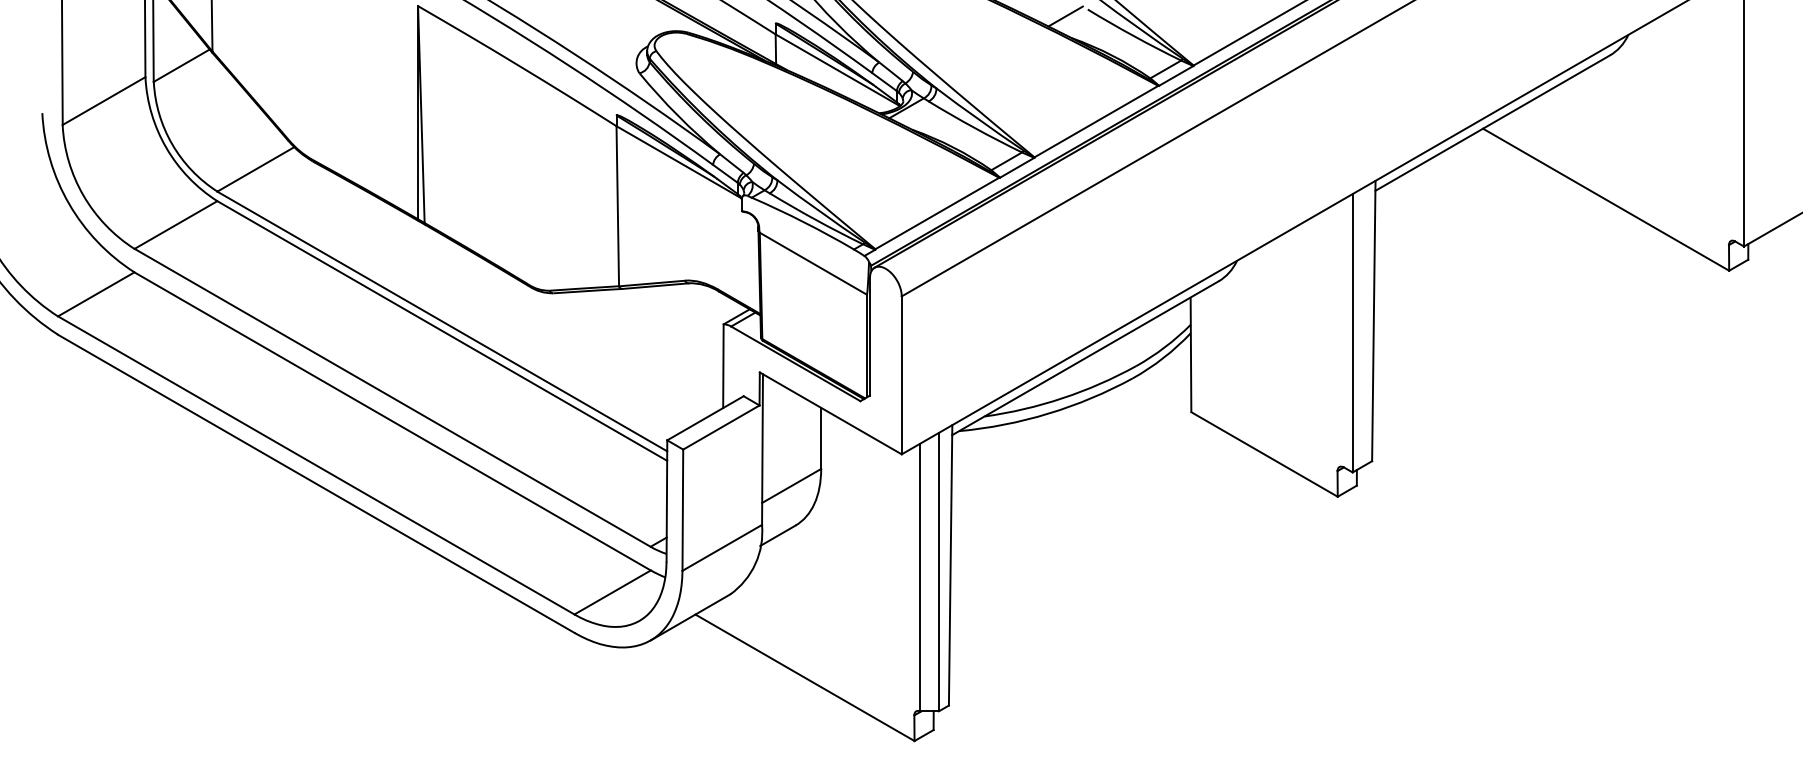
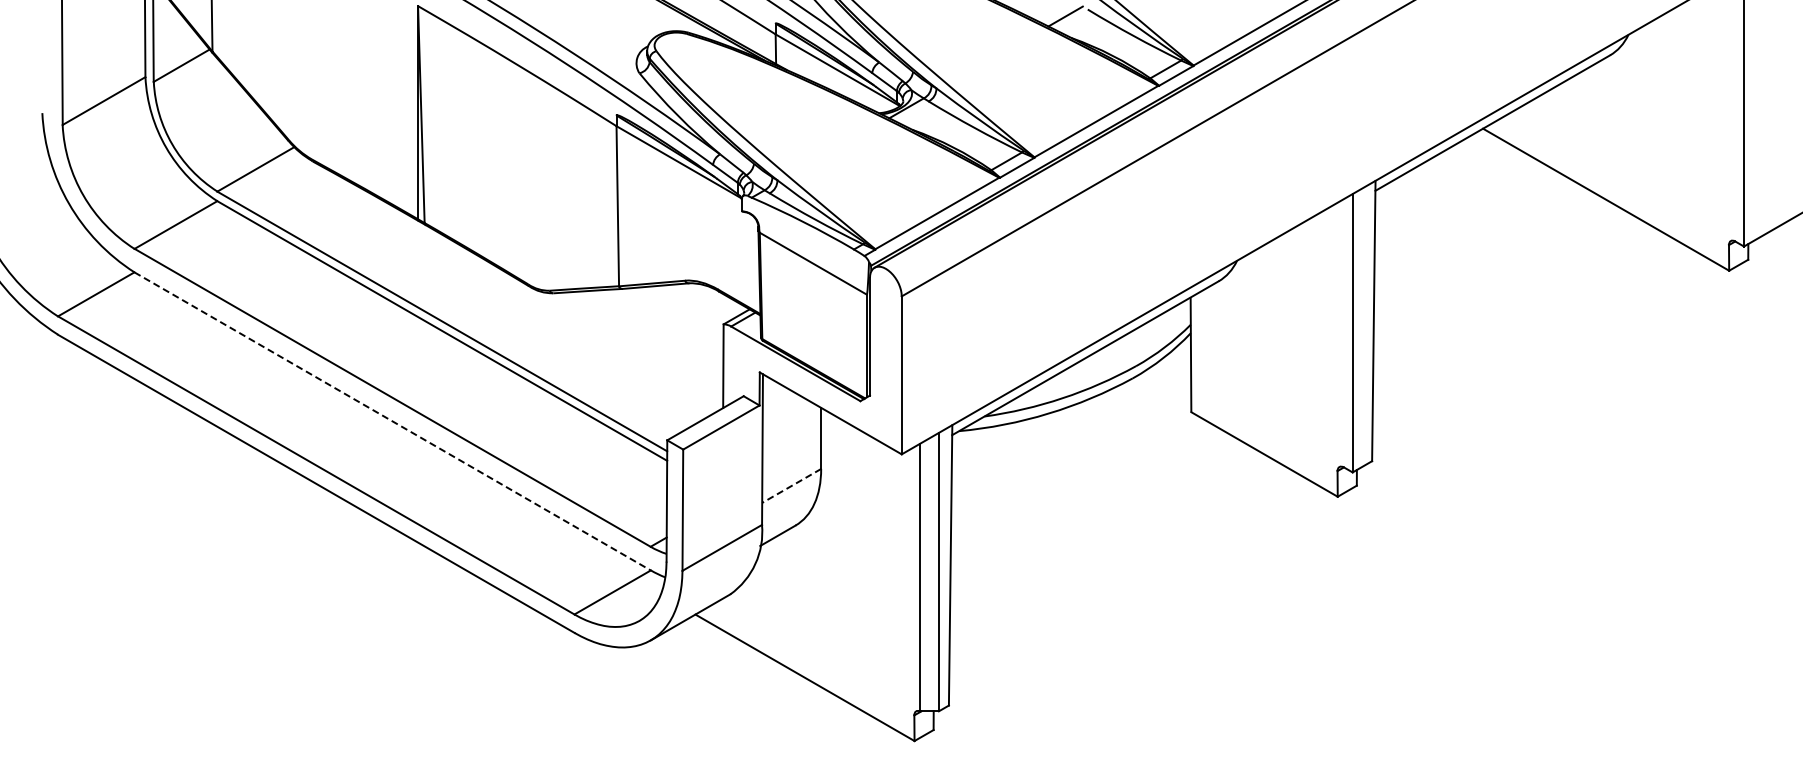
line: solid -> dashed (393, 421)
line: solid -> dashed (791, 486)
